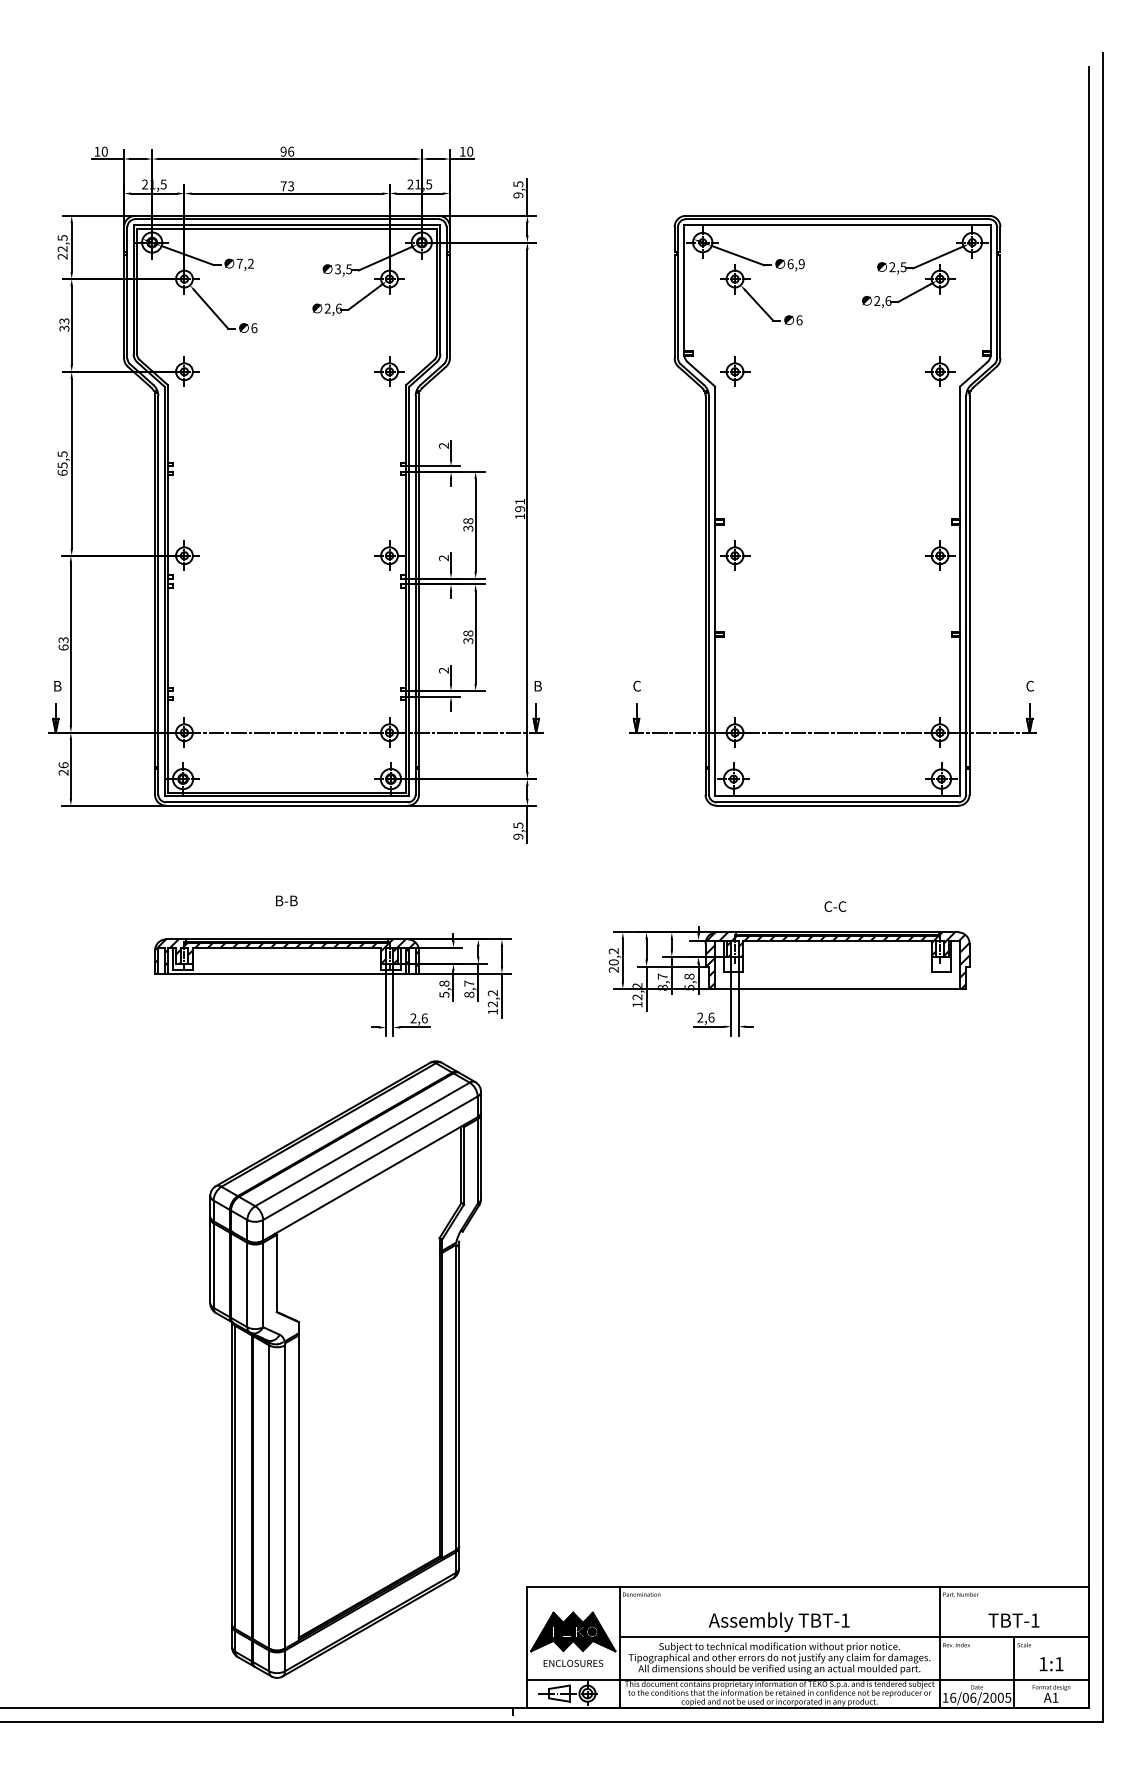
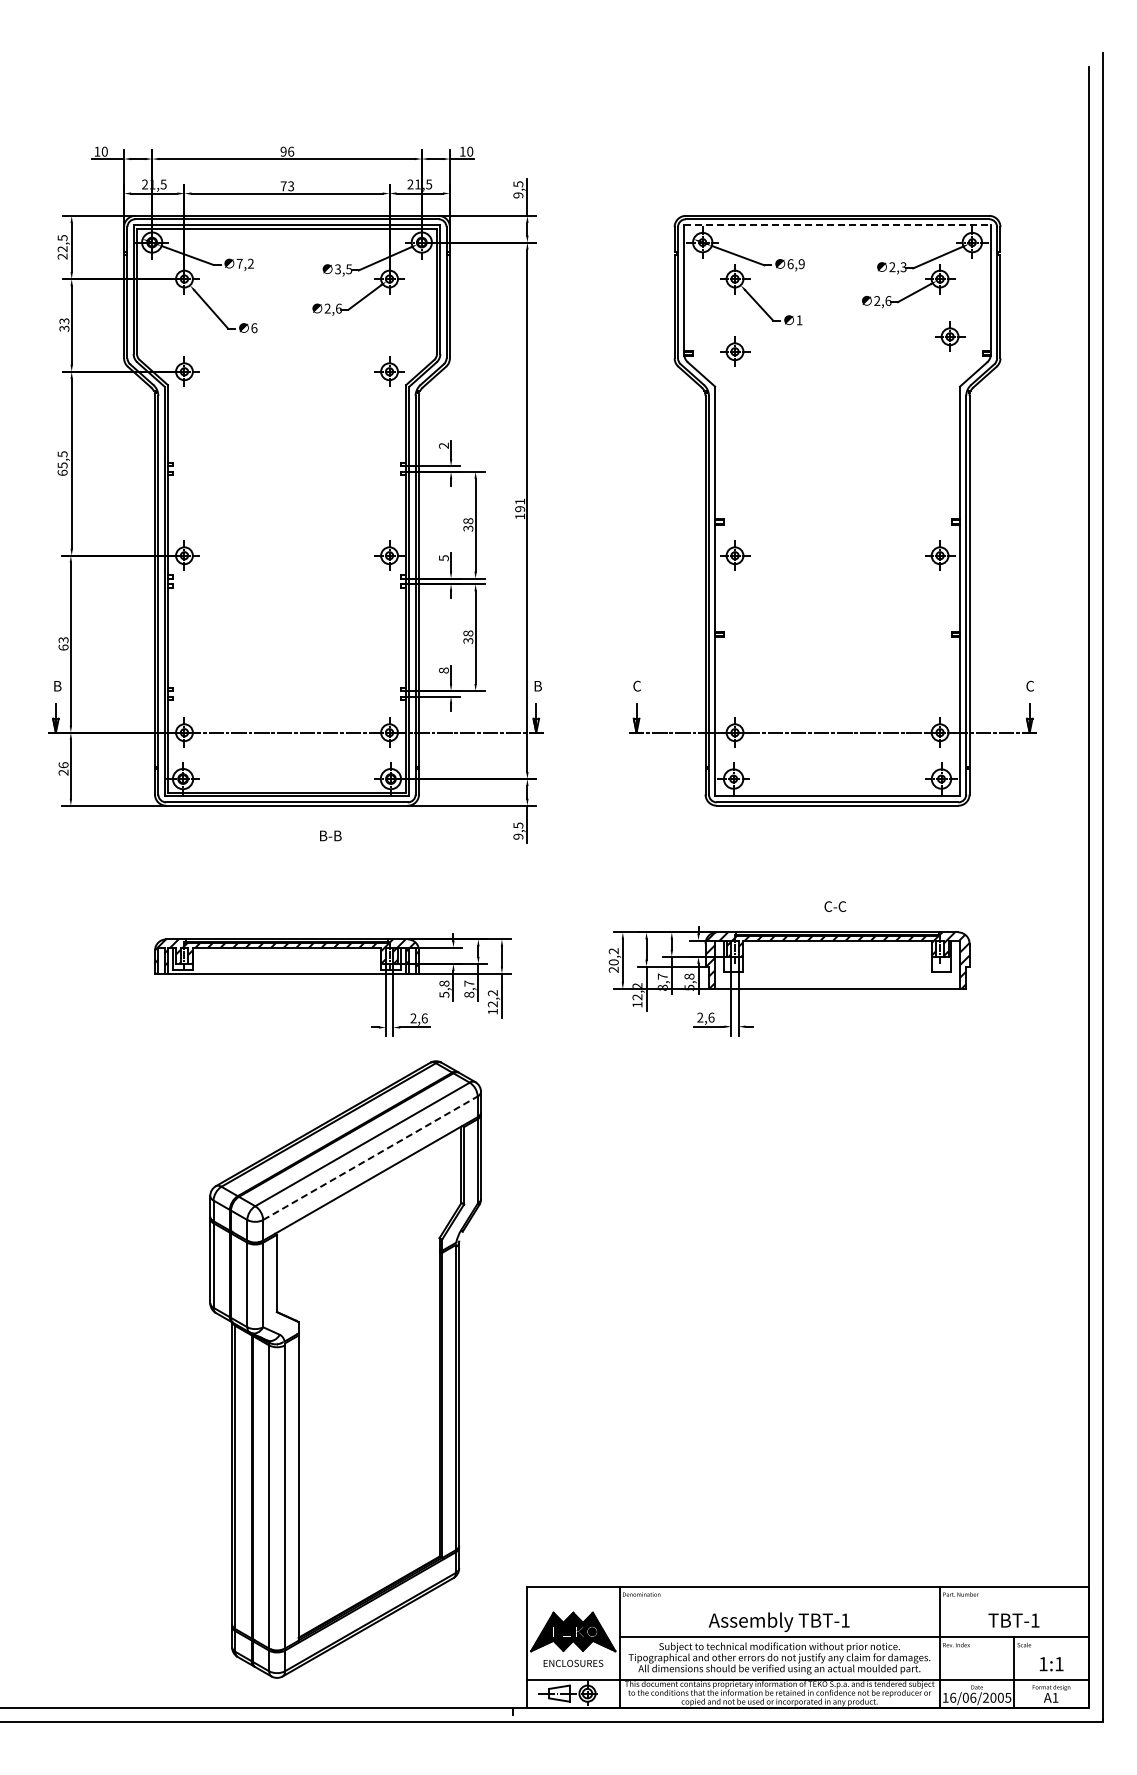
line: solid -> dashed (838, 225)
text: 2,5 -> 2,3 (903, 266)
text: 6 -> 1 (799, 320)
part position: (735, 371) -> (735, 351) (735, 351)
part position: (940, 371) -> (950, 336) (950, 336)
text: 2 -> 5 (443, 558)
text: 2 -> 8 (443, 670)
text position: (286, 900) -> (330, 835) (330, 835)
line: solid -> dashed (370, 1158)
